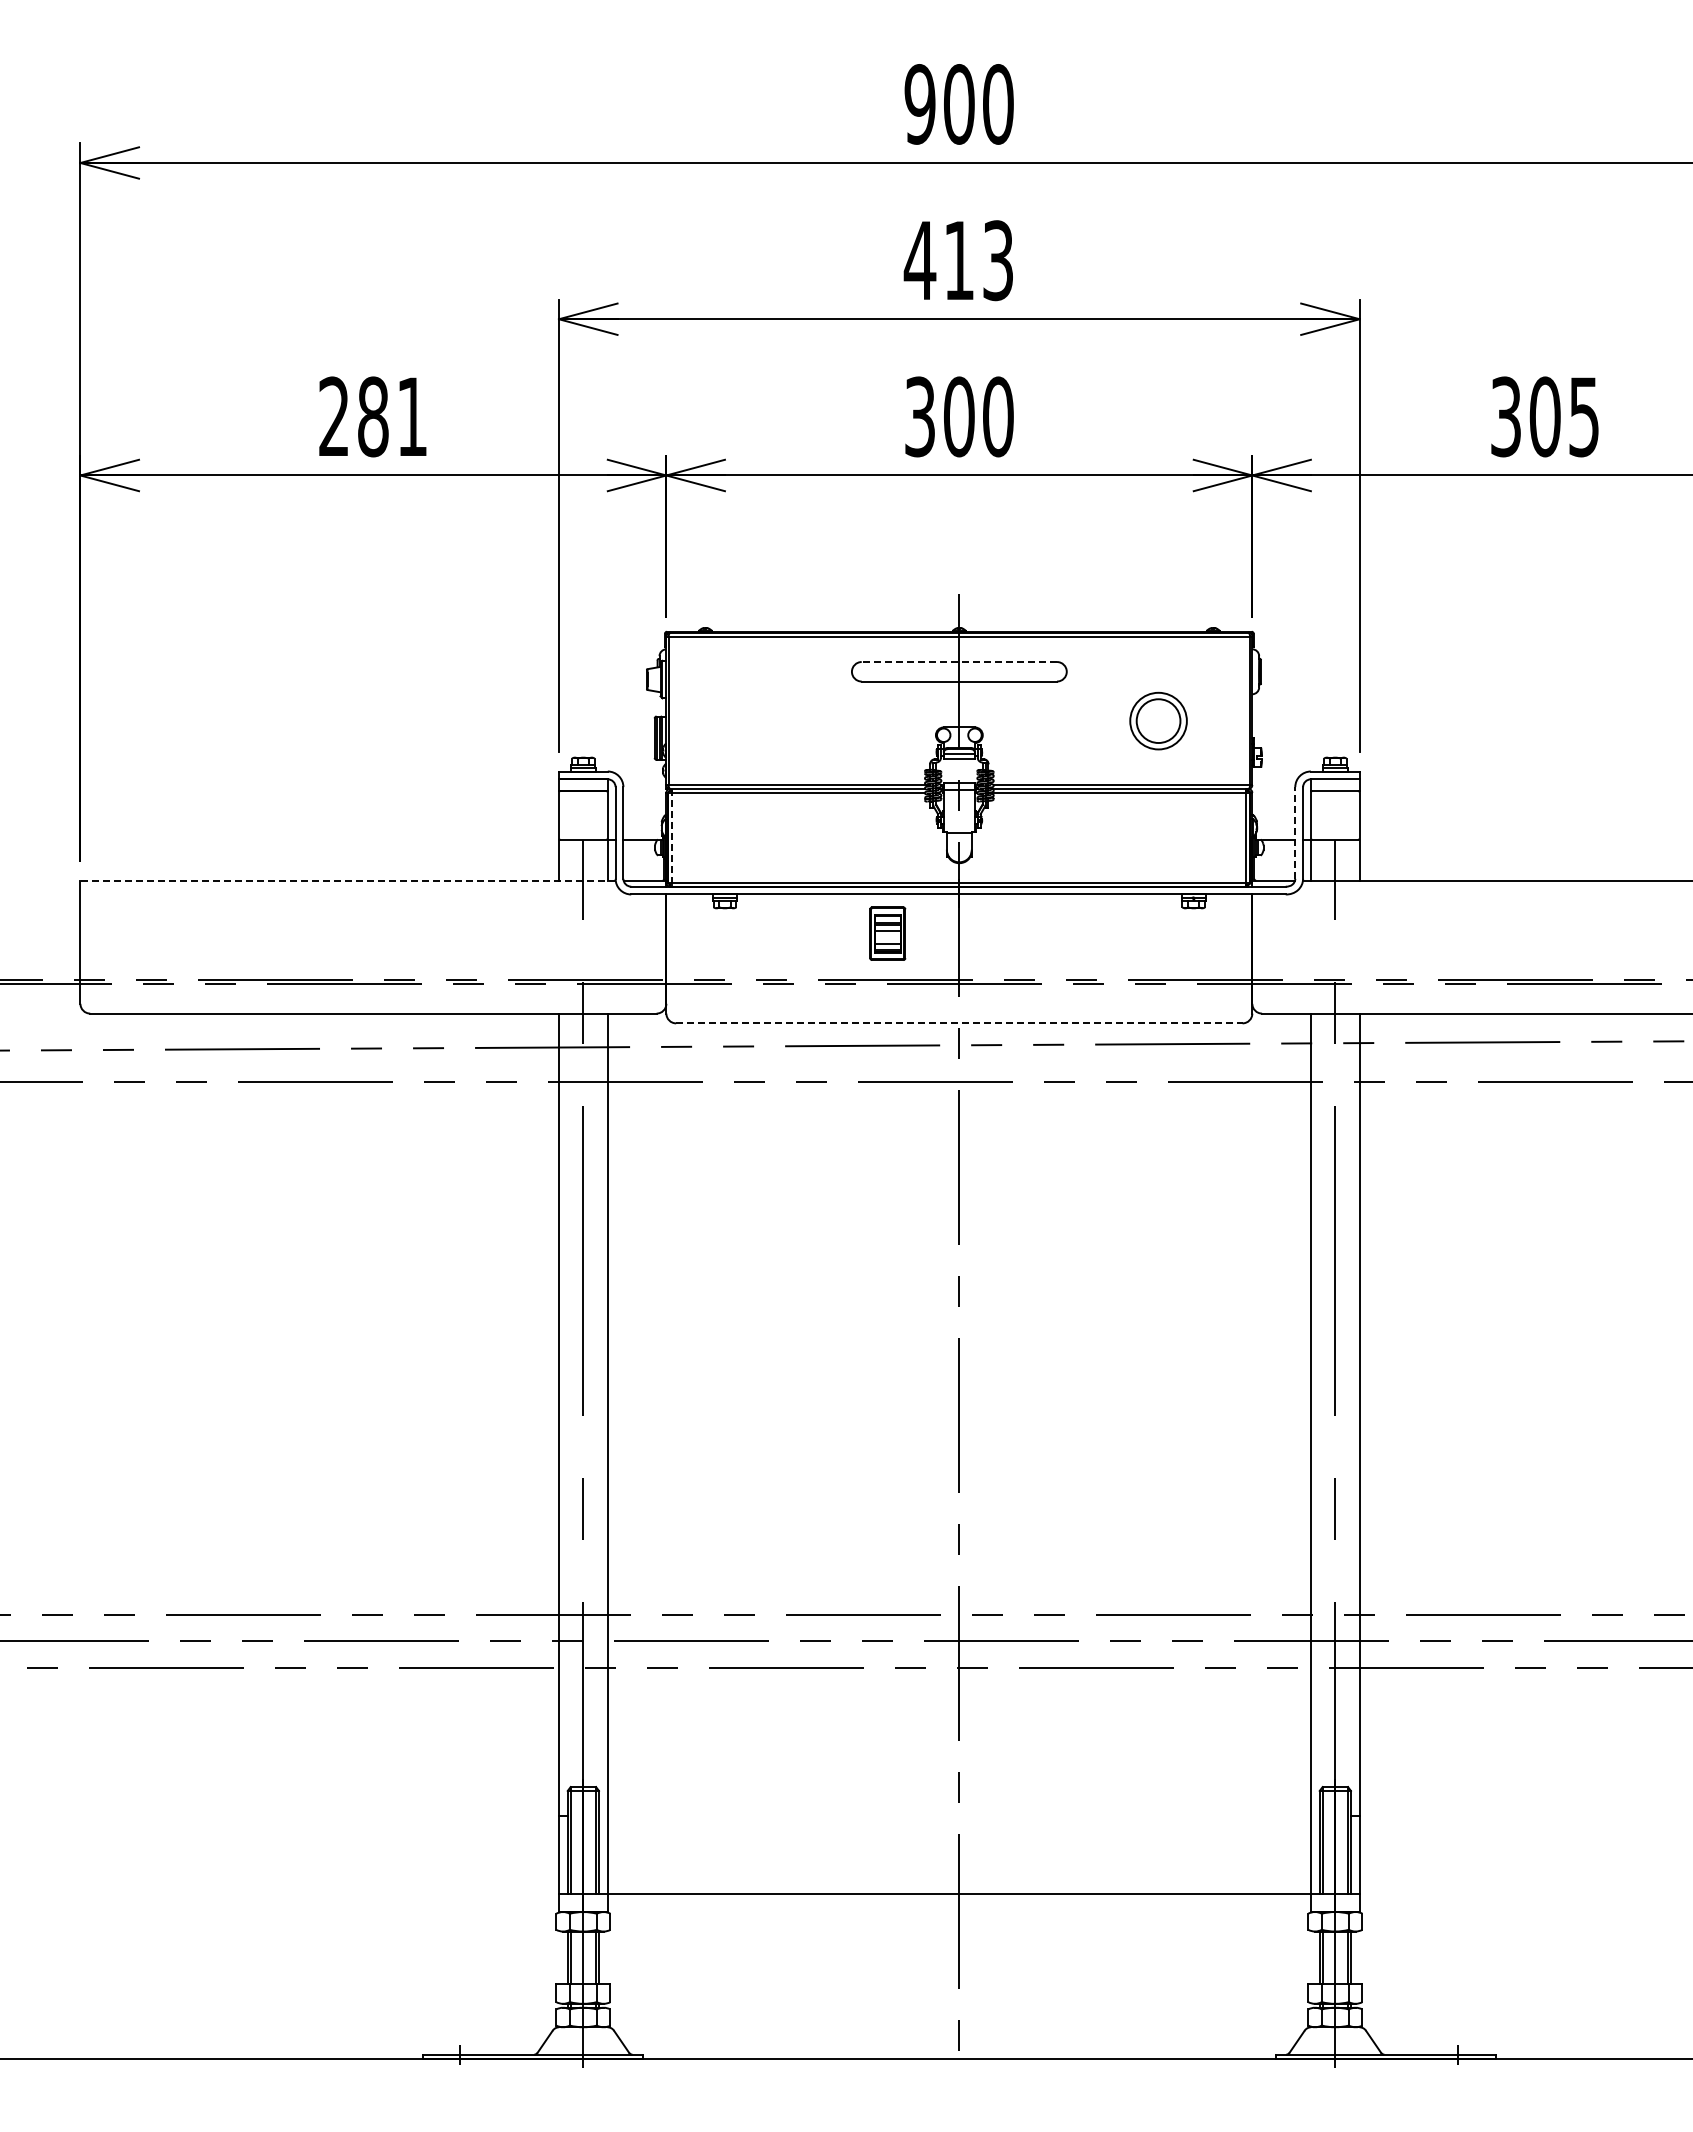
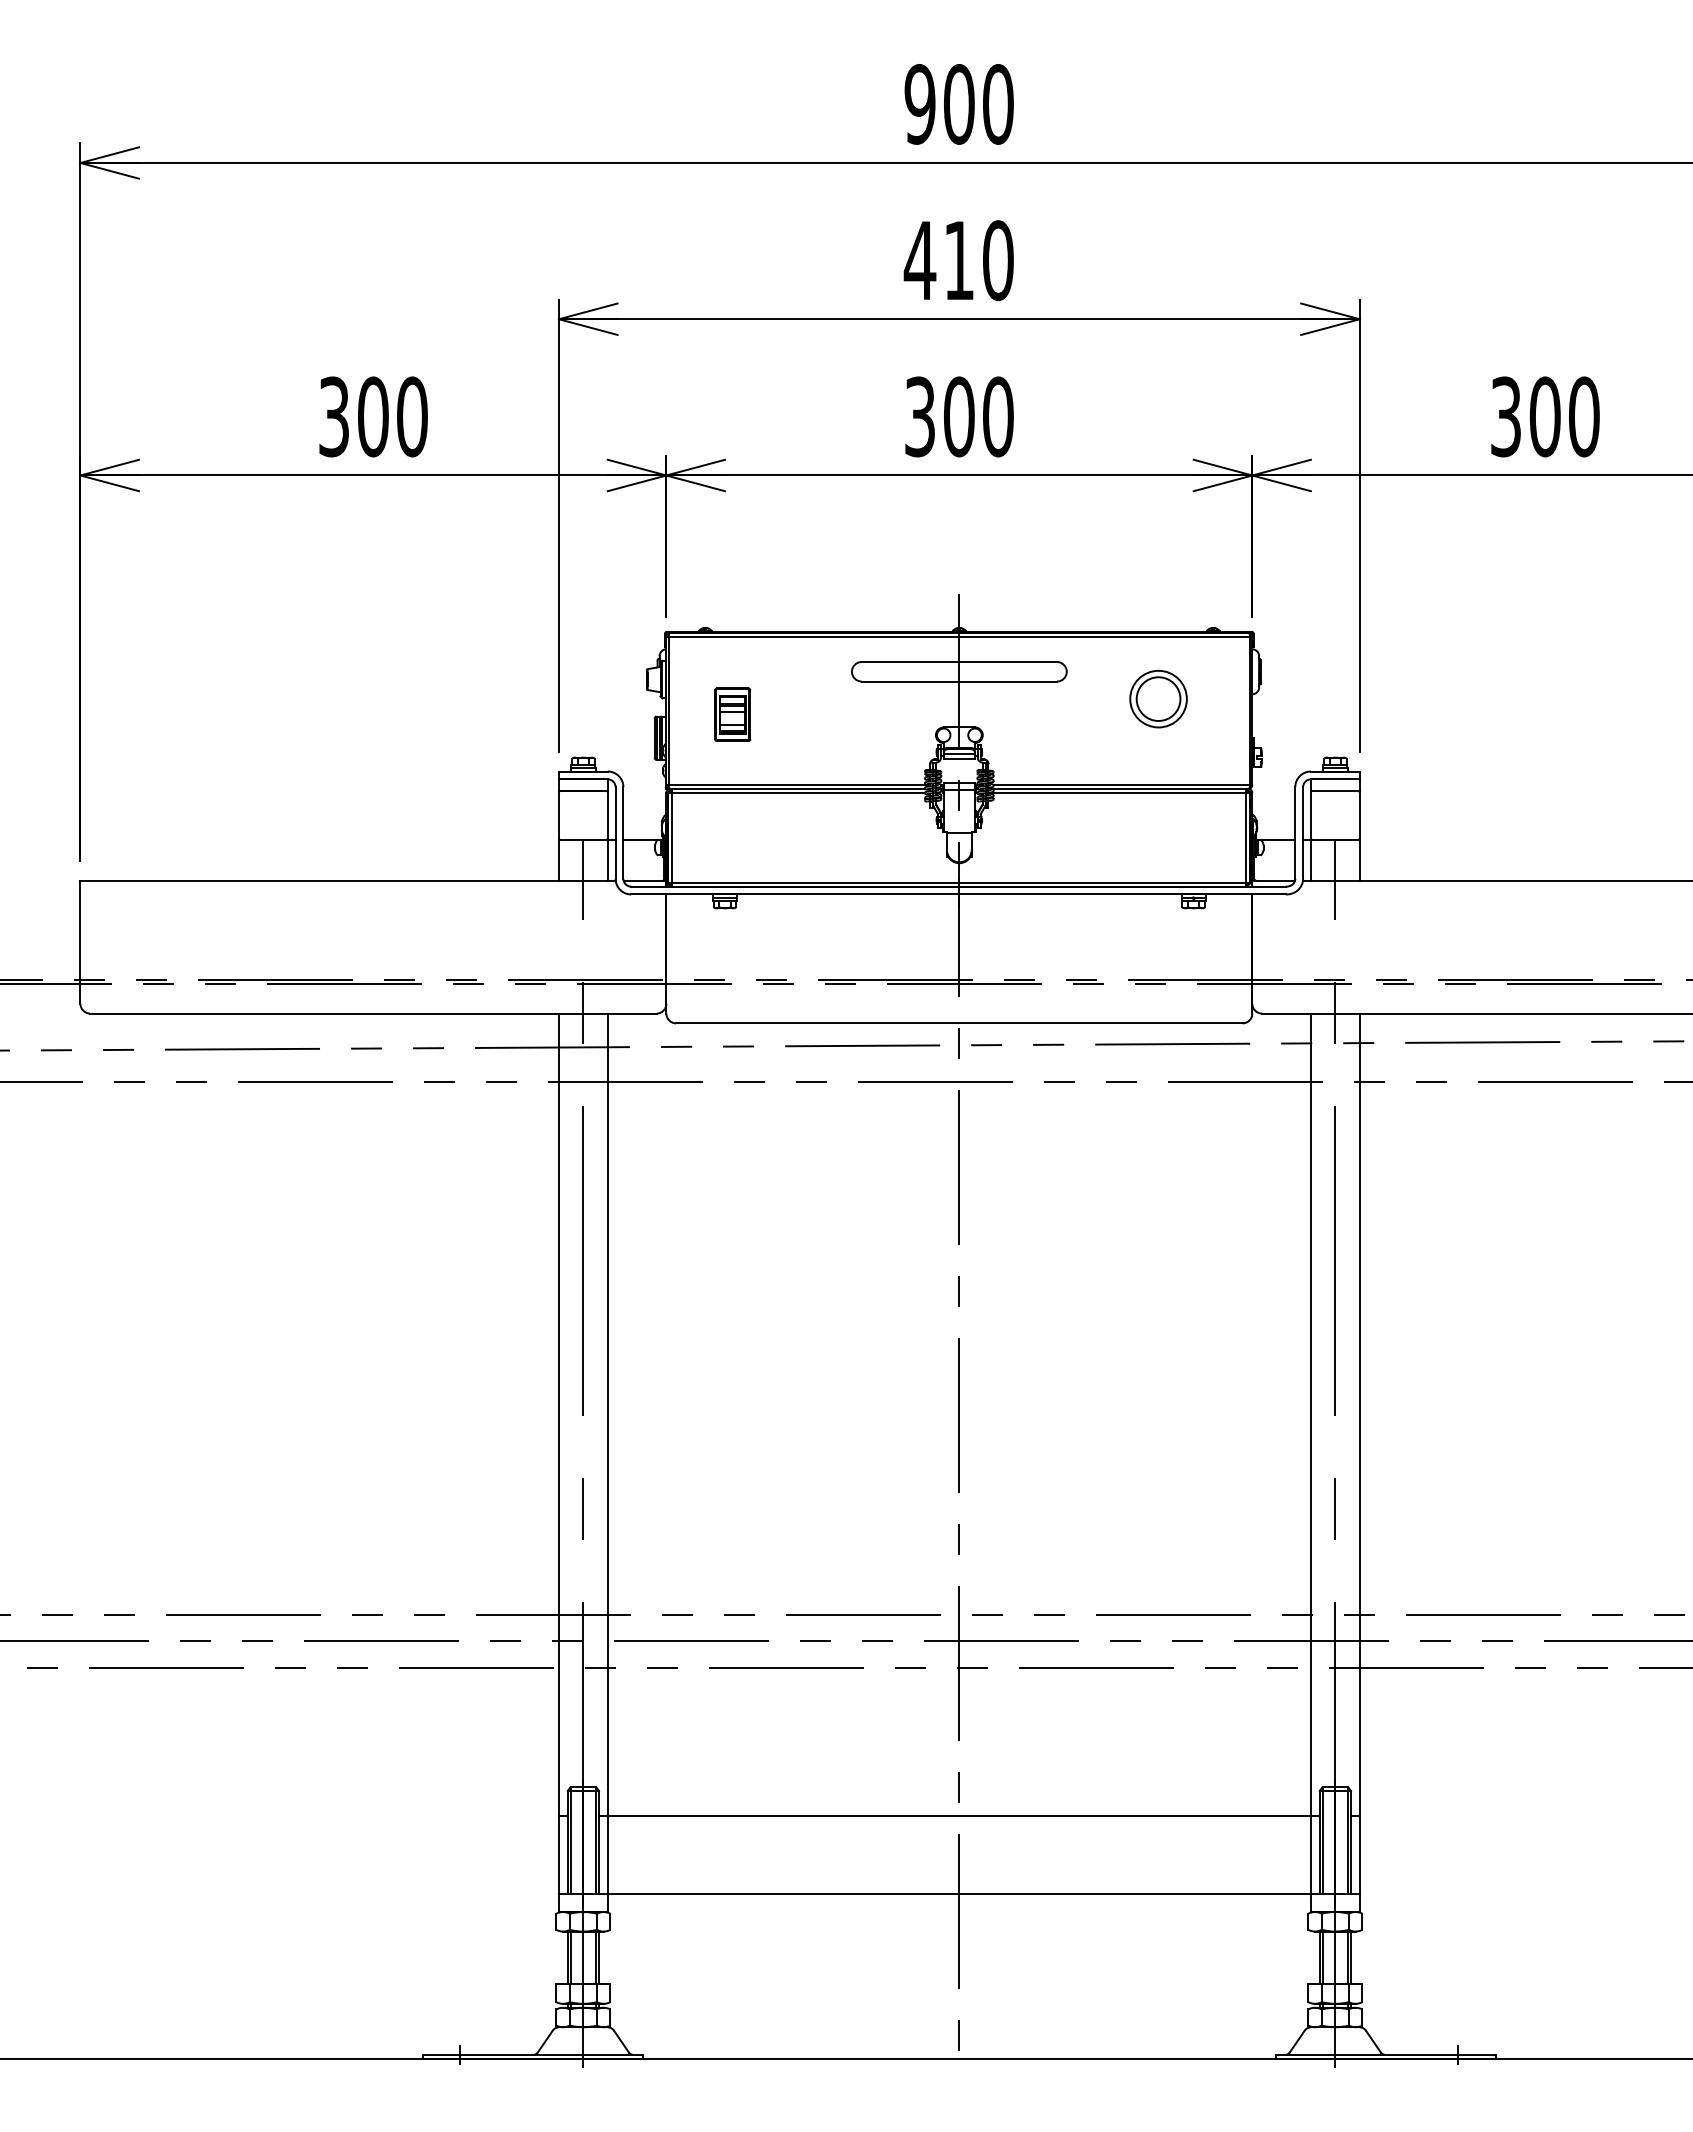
text: 413 -> 410 (998, 260)
text: 281 -> 300 (373, 416)
text: 305 -> 300 (1584, 416)
line: dashed -> solid (959, 662)
part position: (1158, 720) -> (1158, 698) (1158, 698)
line: dashed -> solid (1295, 833)
line: dashed -> solid (672, 837)
line: dashed -> solid (348, 880)
part position: (887, 933) -> (732, 714) (732, 714)
line: dashed -> solid (959, 1023)
line: none -> present (959, 1816)
